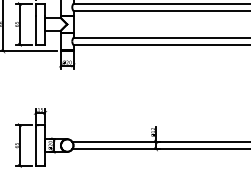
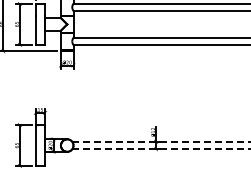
line: solid -> dashed (162, 141)
line: solid -> dashed (162, 149)
